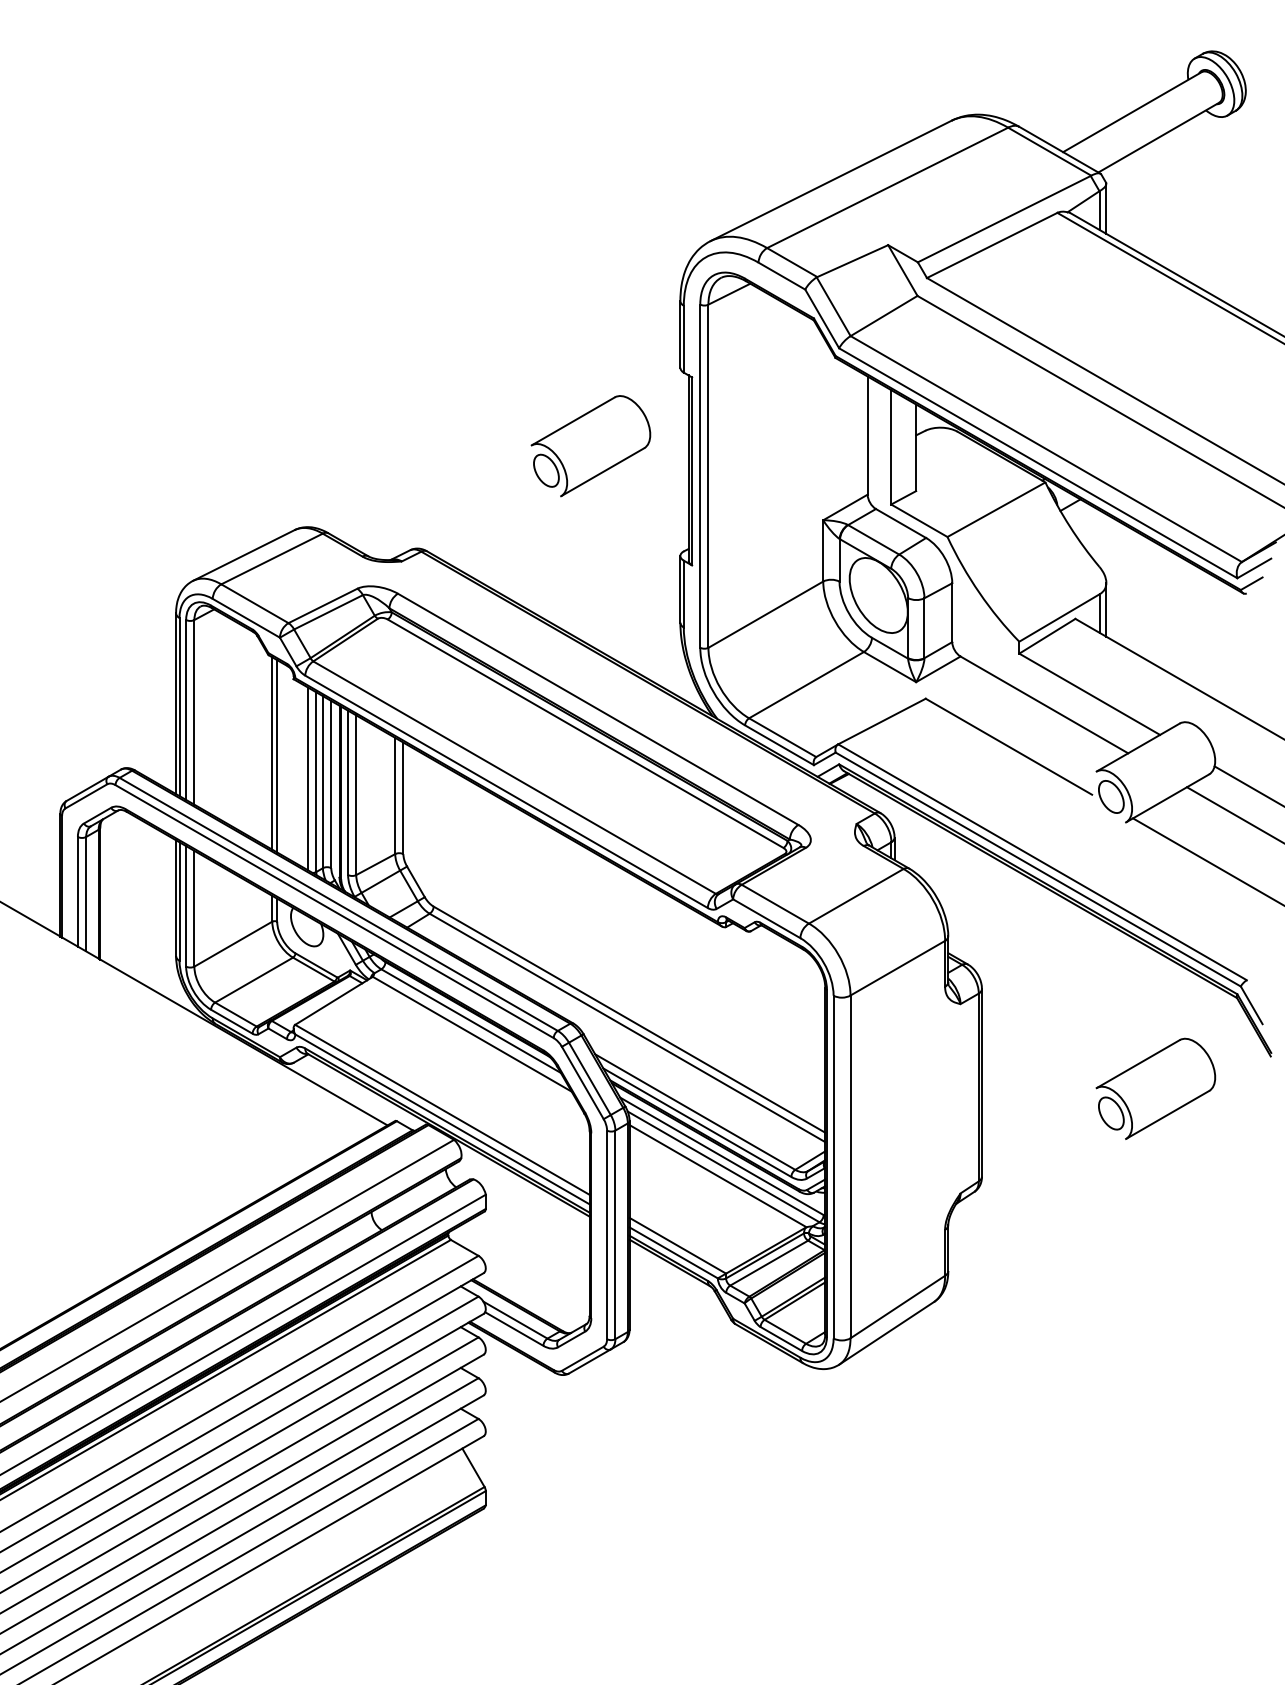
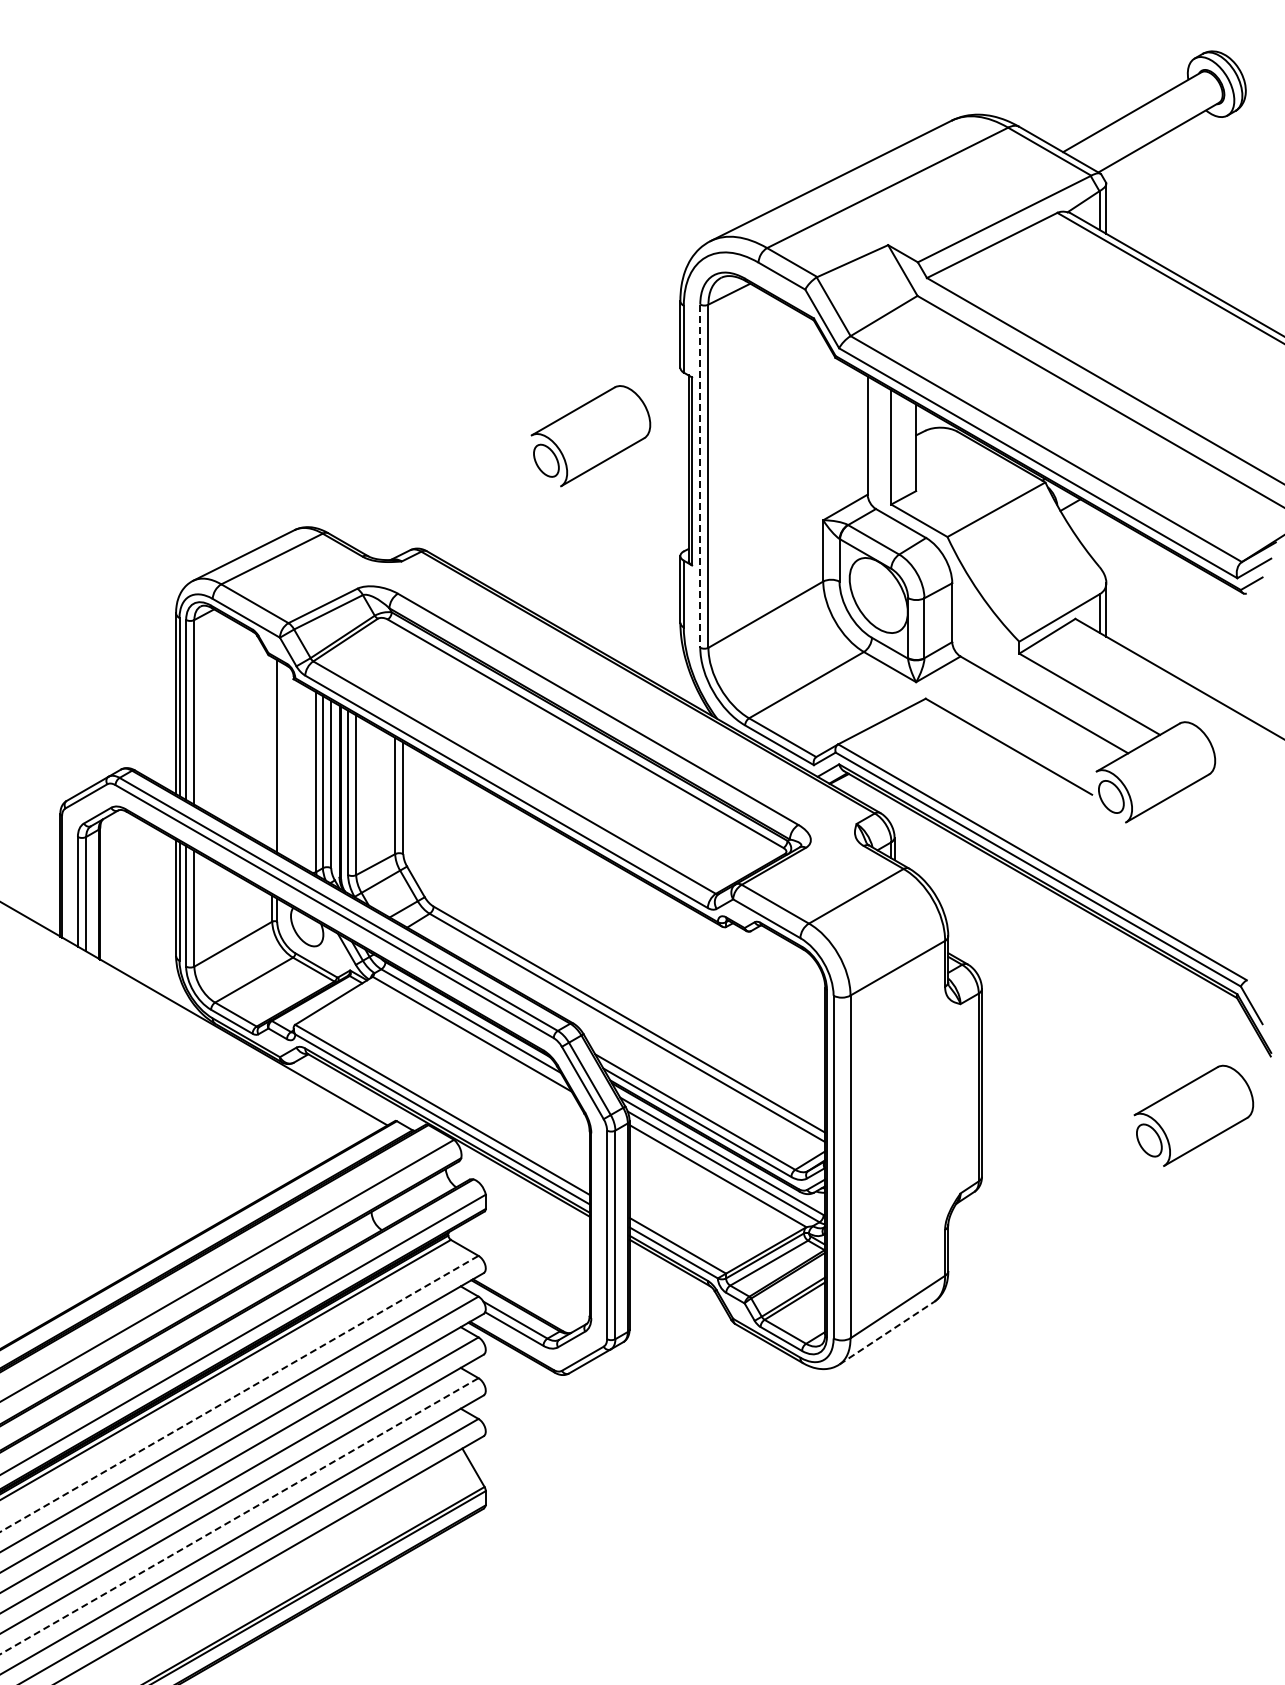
part position: (590, 446) -> (590, 436) (590, 436)
line: solid -> dashed (700, 476)
line: present -> none (272, 753)
line: present -> none (308, 778)
line: present -> none (1247, 785)
line: present -> none (1233, 814)
line: present -> none (1207, 861)
part position: (1155, 1088) -> (1193, 1115) (1193, 1115)
line: solid -> dashed (886, 1333)
line: solid -> dashed (239, 1393)
line: solid -> dashed (239, 1516)
